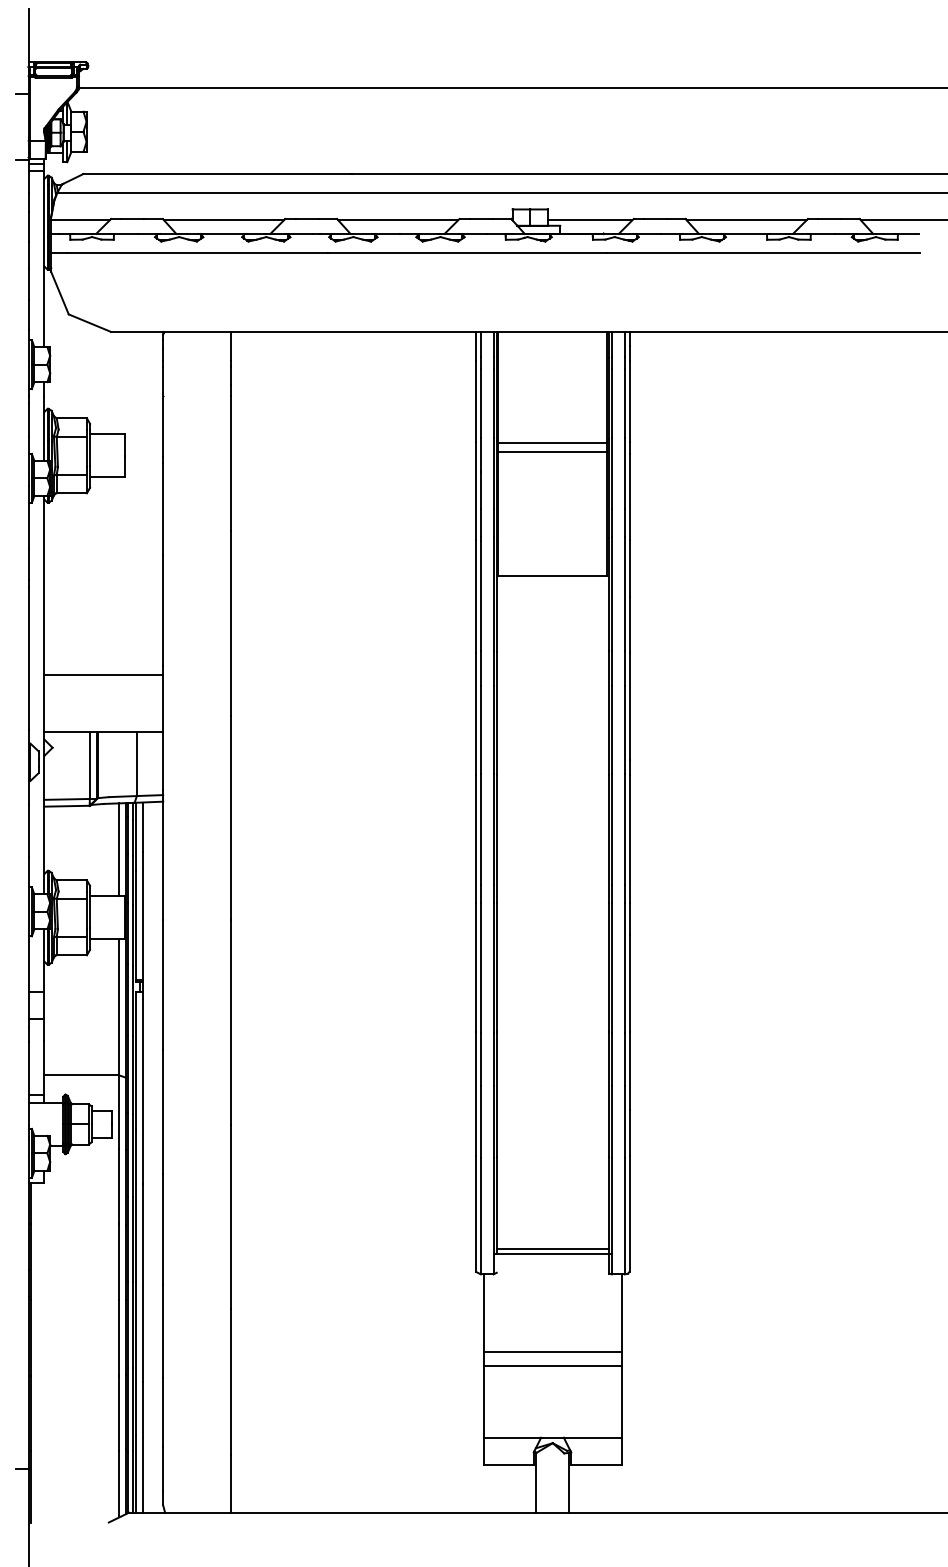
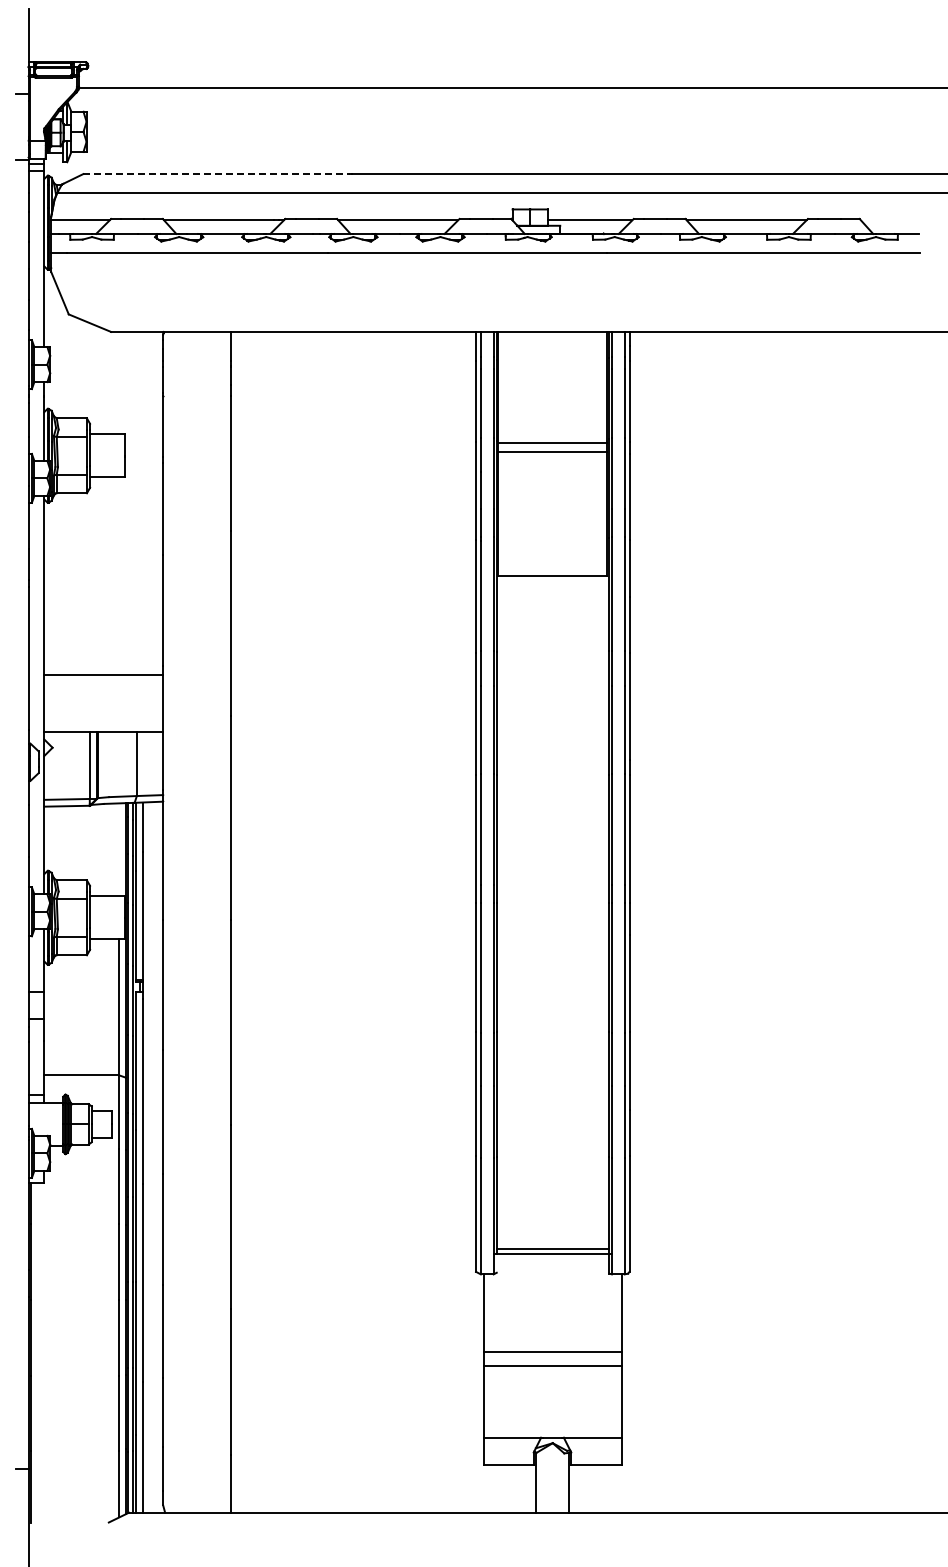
line: solid -> dashed (217, 174)
line: present -> none (902, 220)
line: present -> none (119, 849)
